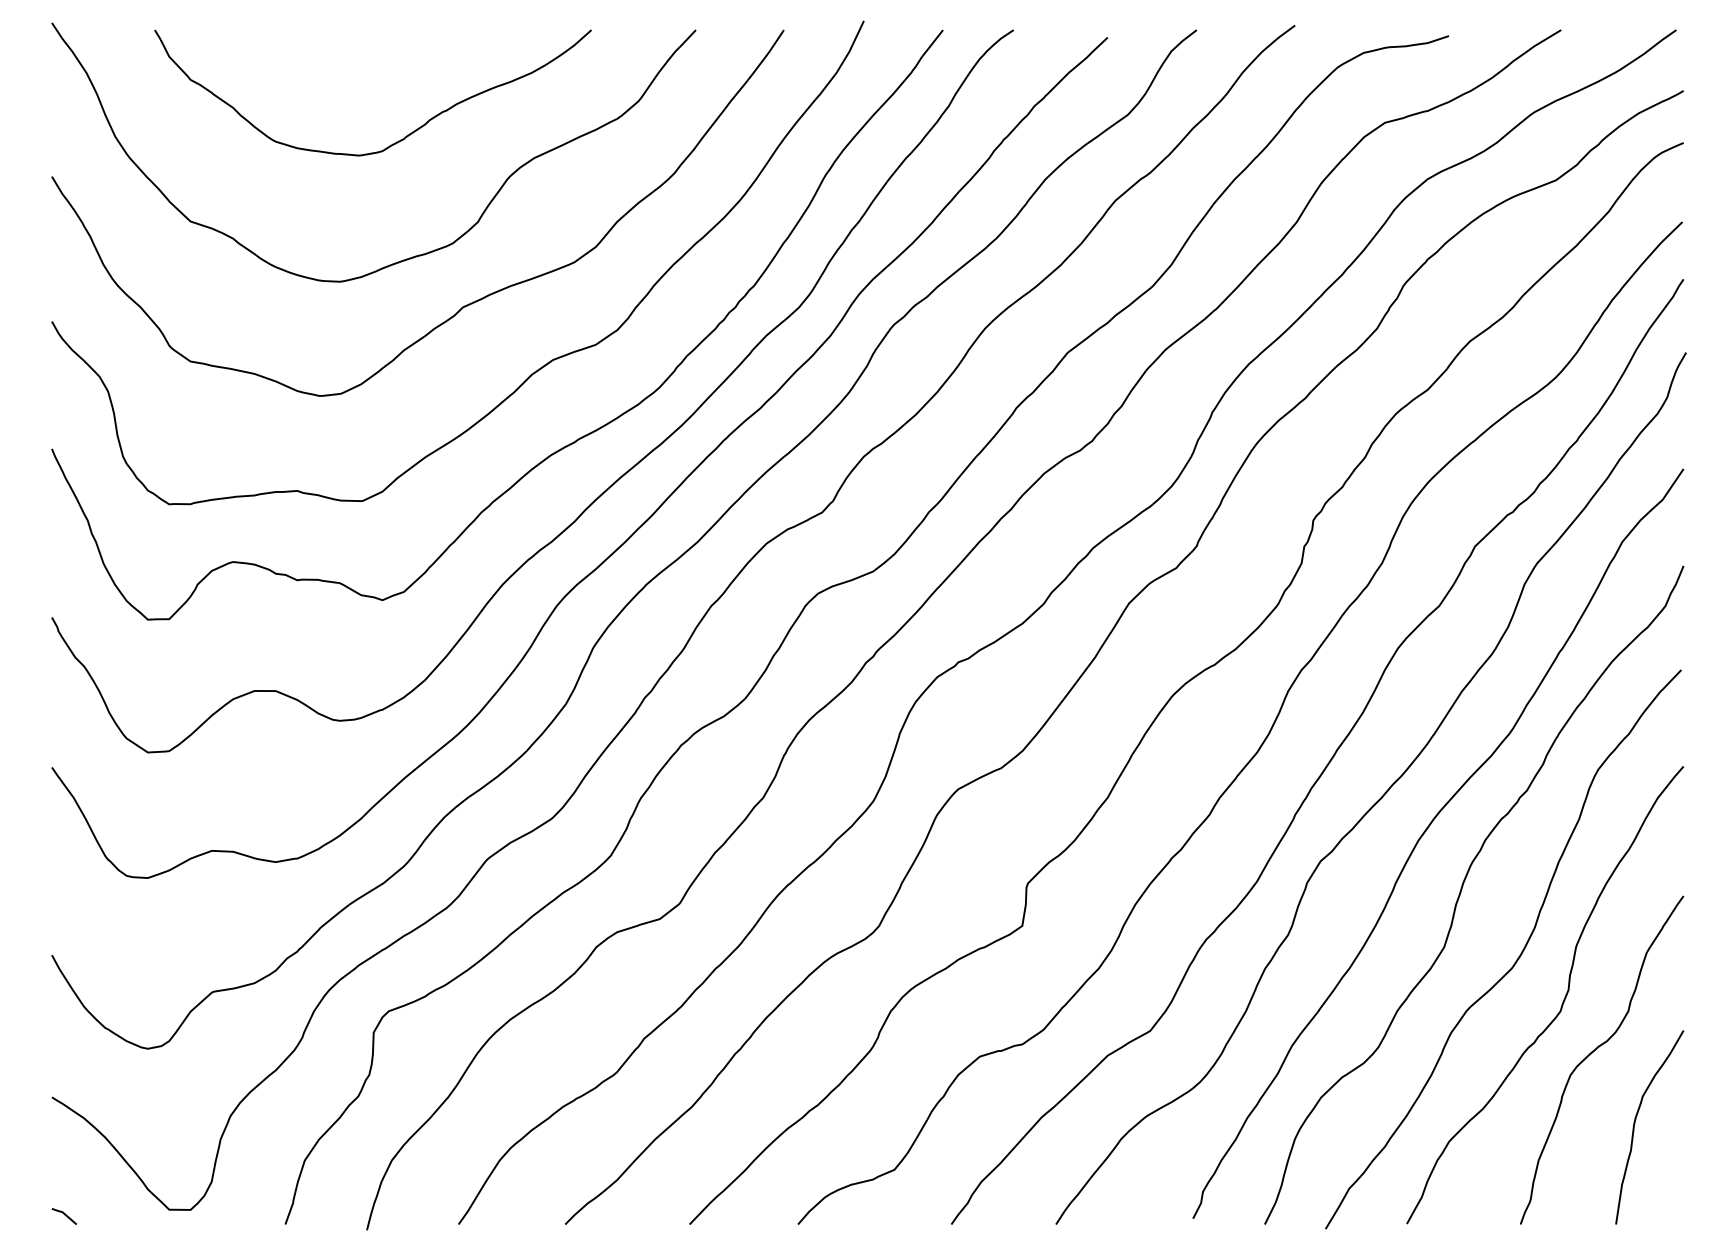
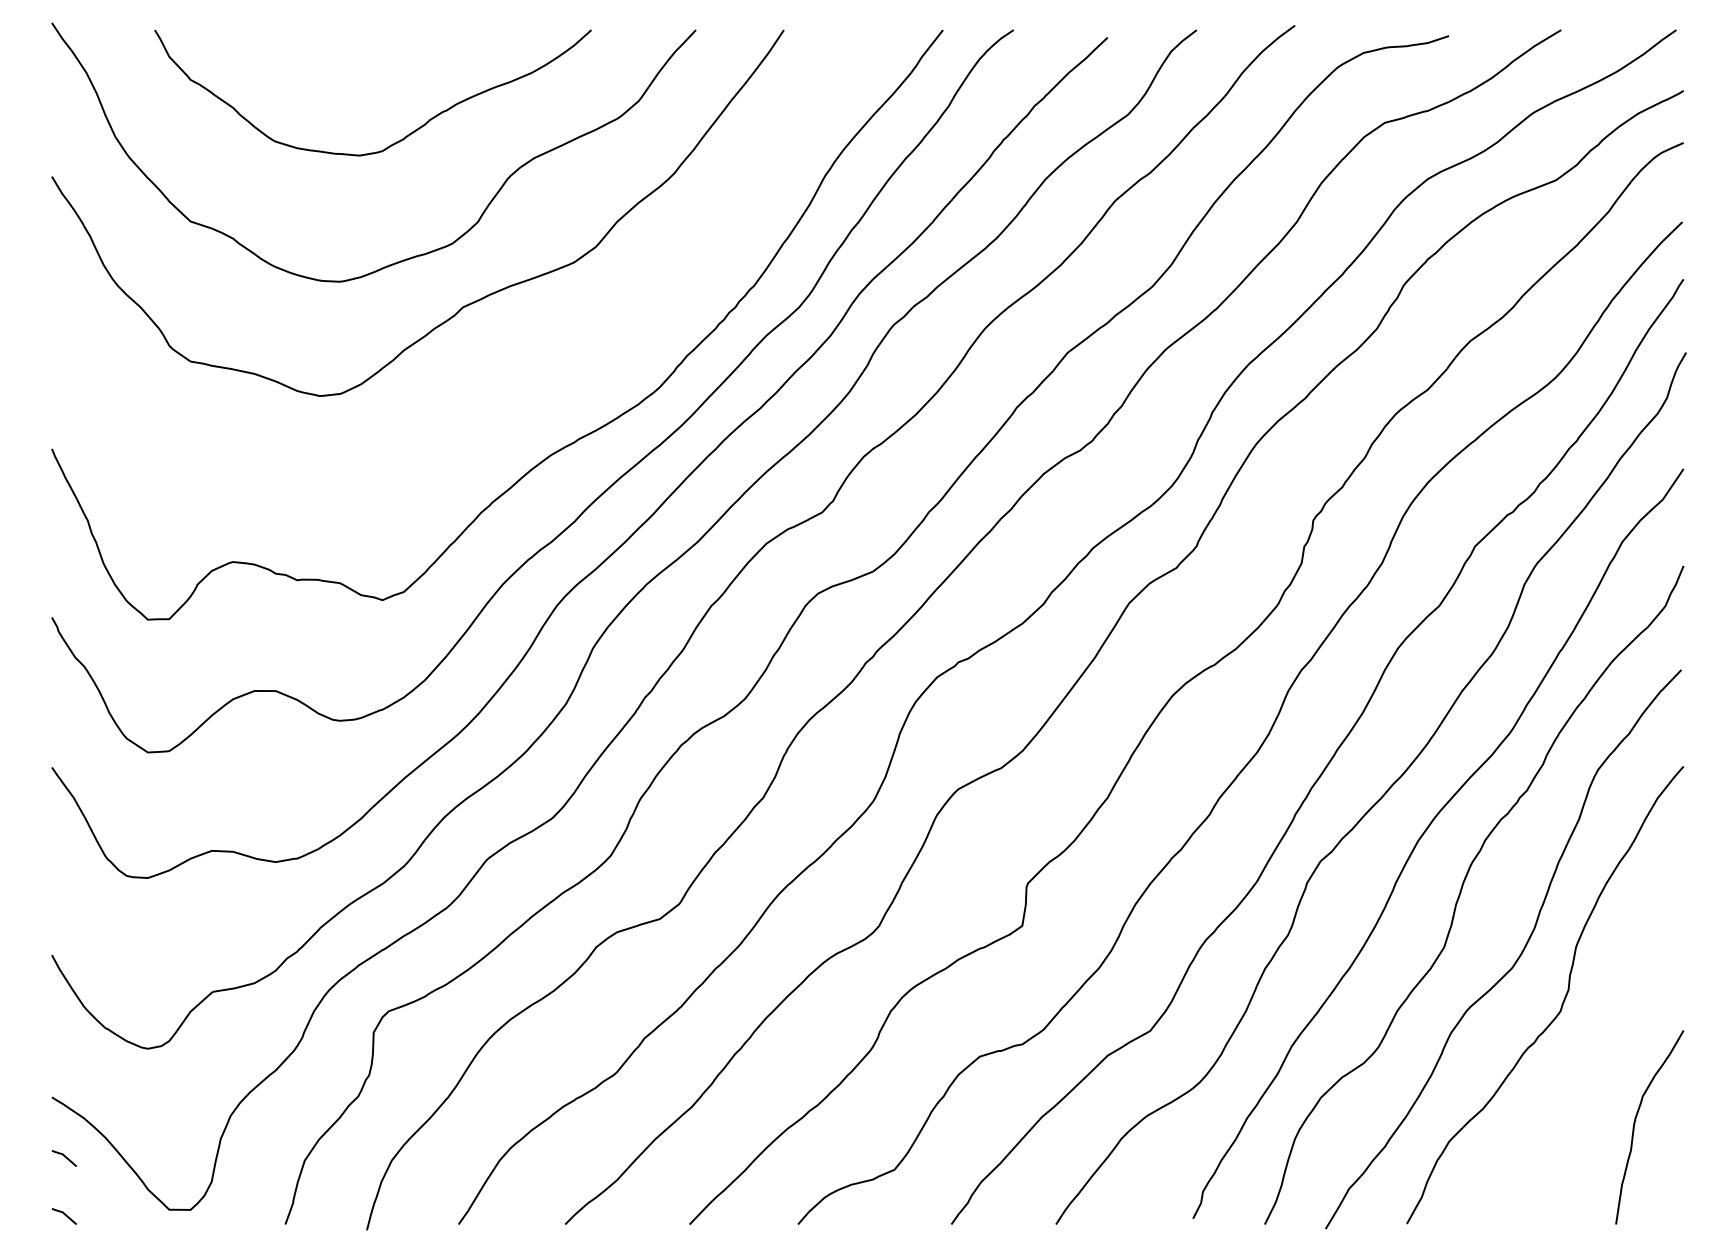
curve: present -> none (531, 373)
curve: present -> none (1594, 1051)
line: none -> present (64, 1157)
